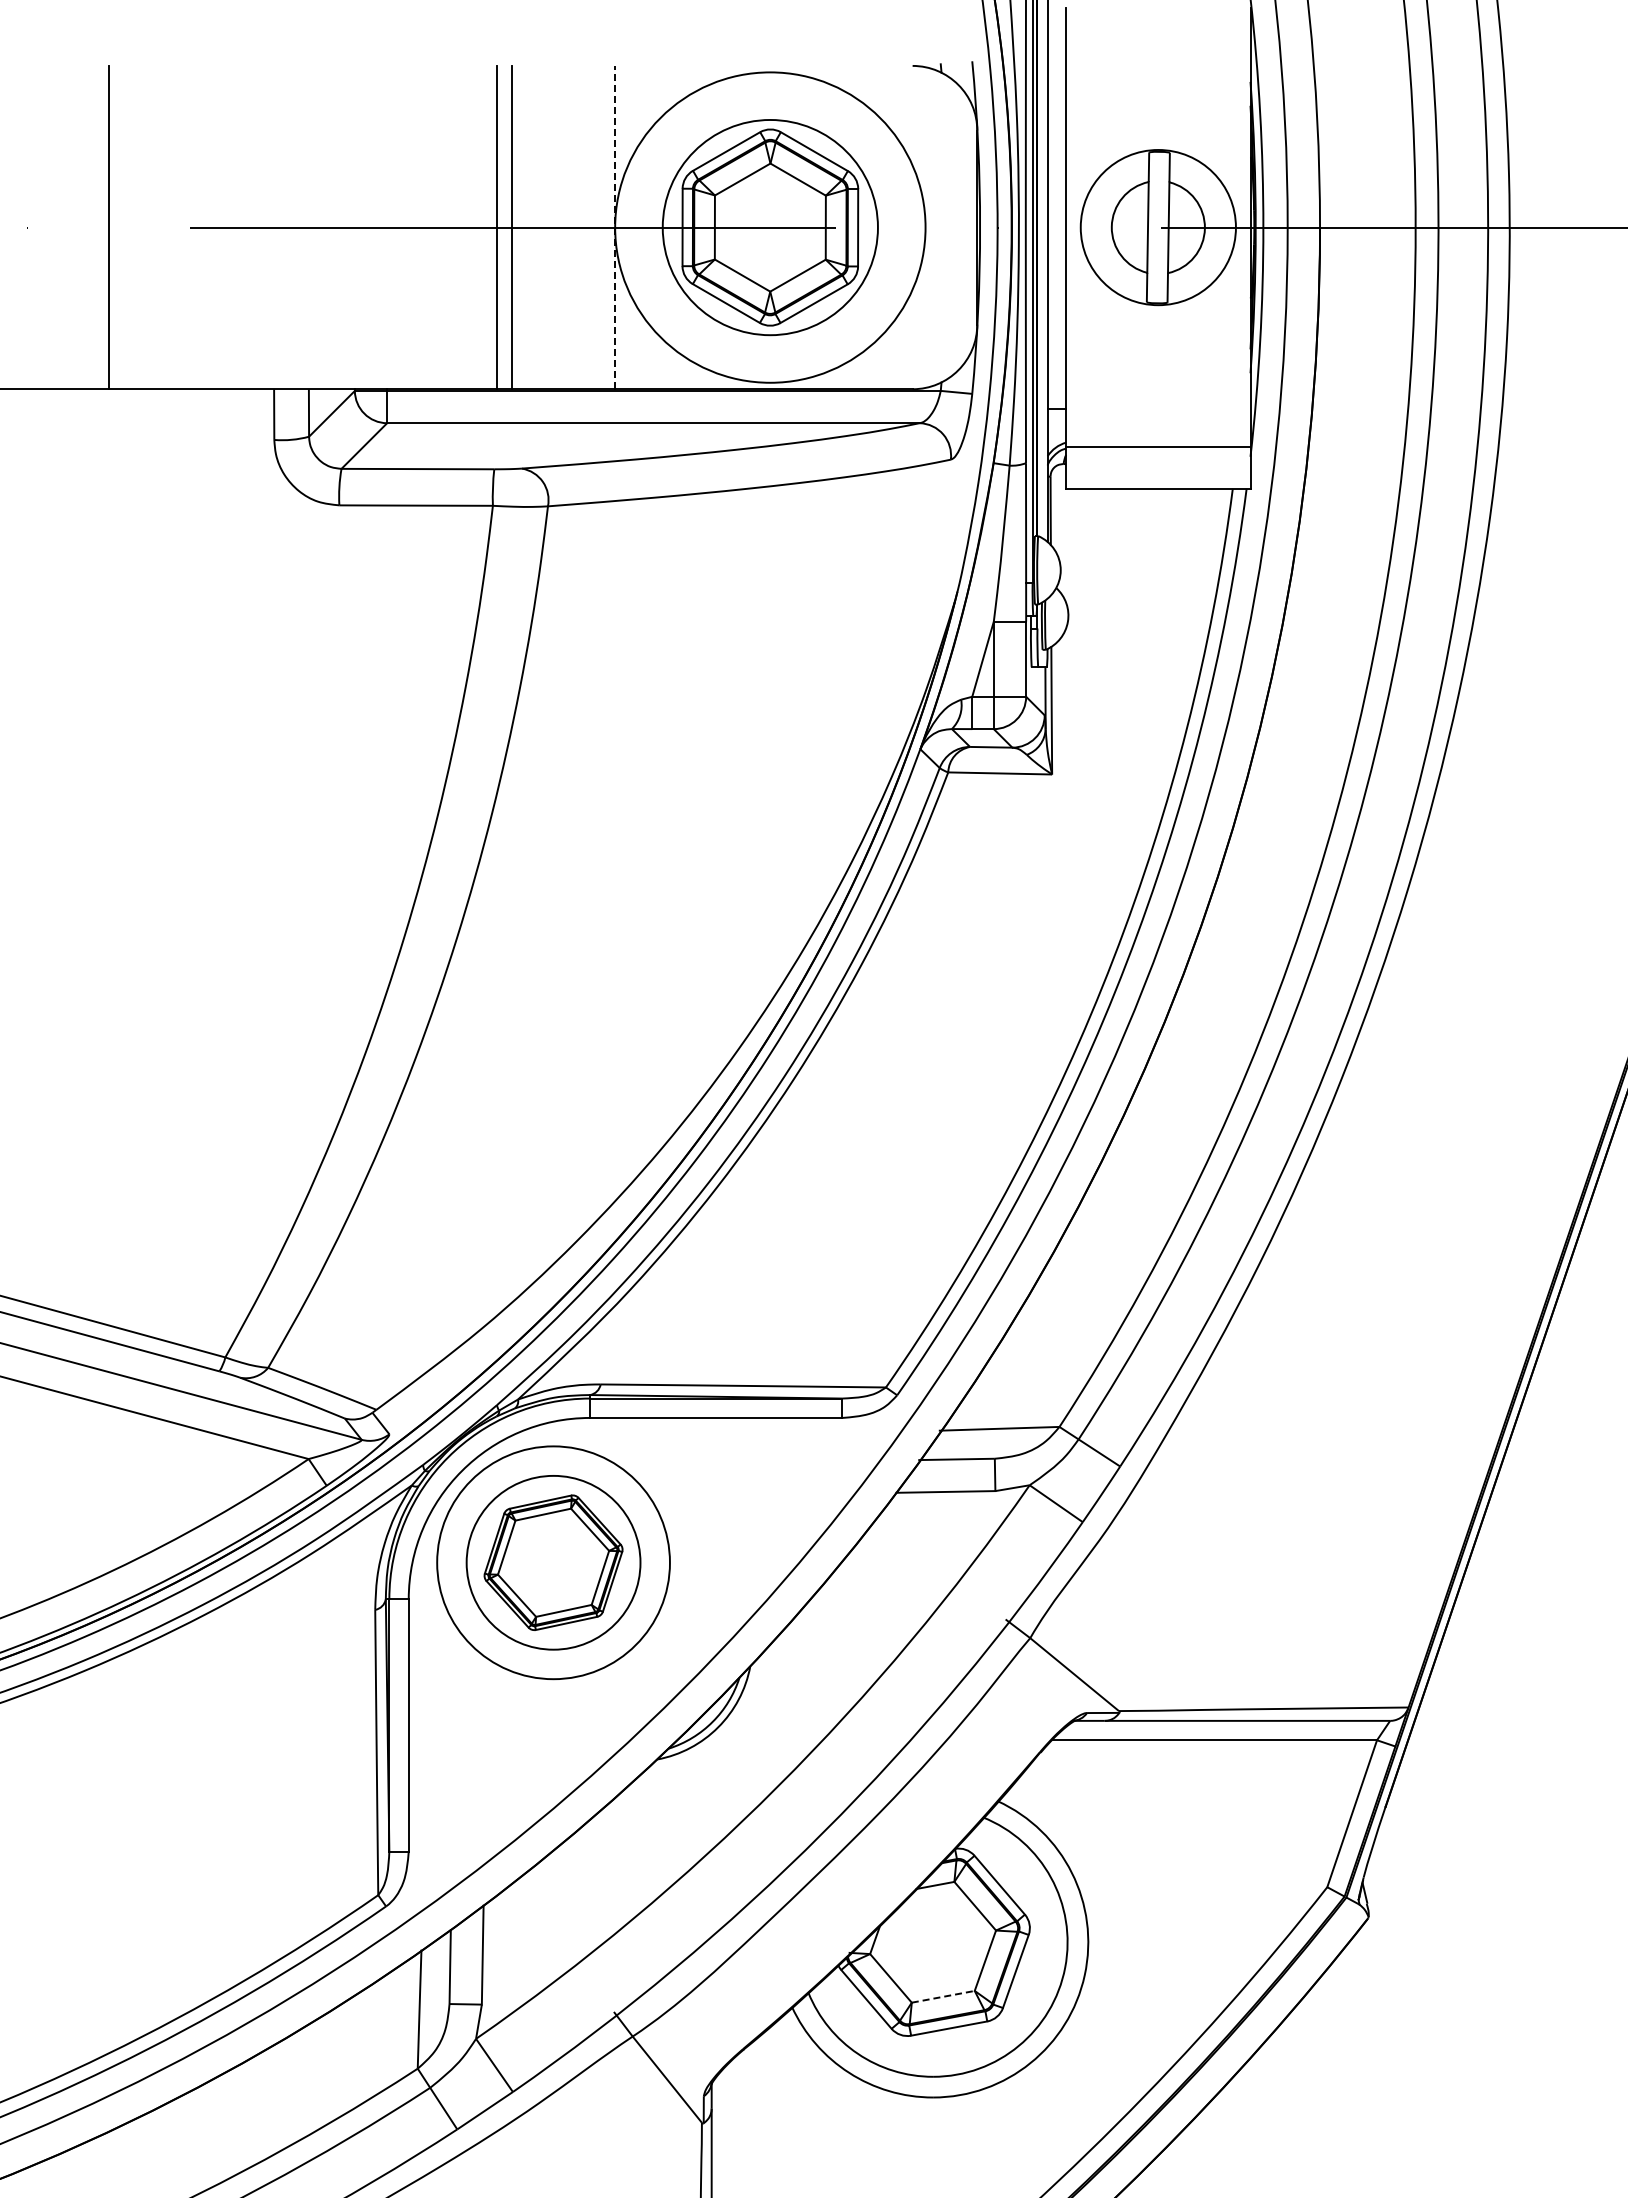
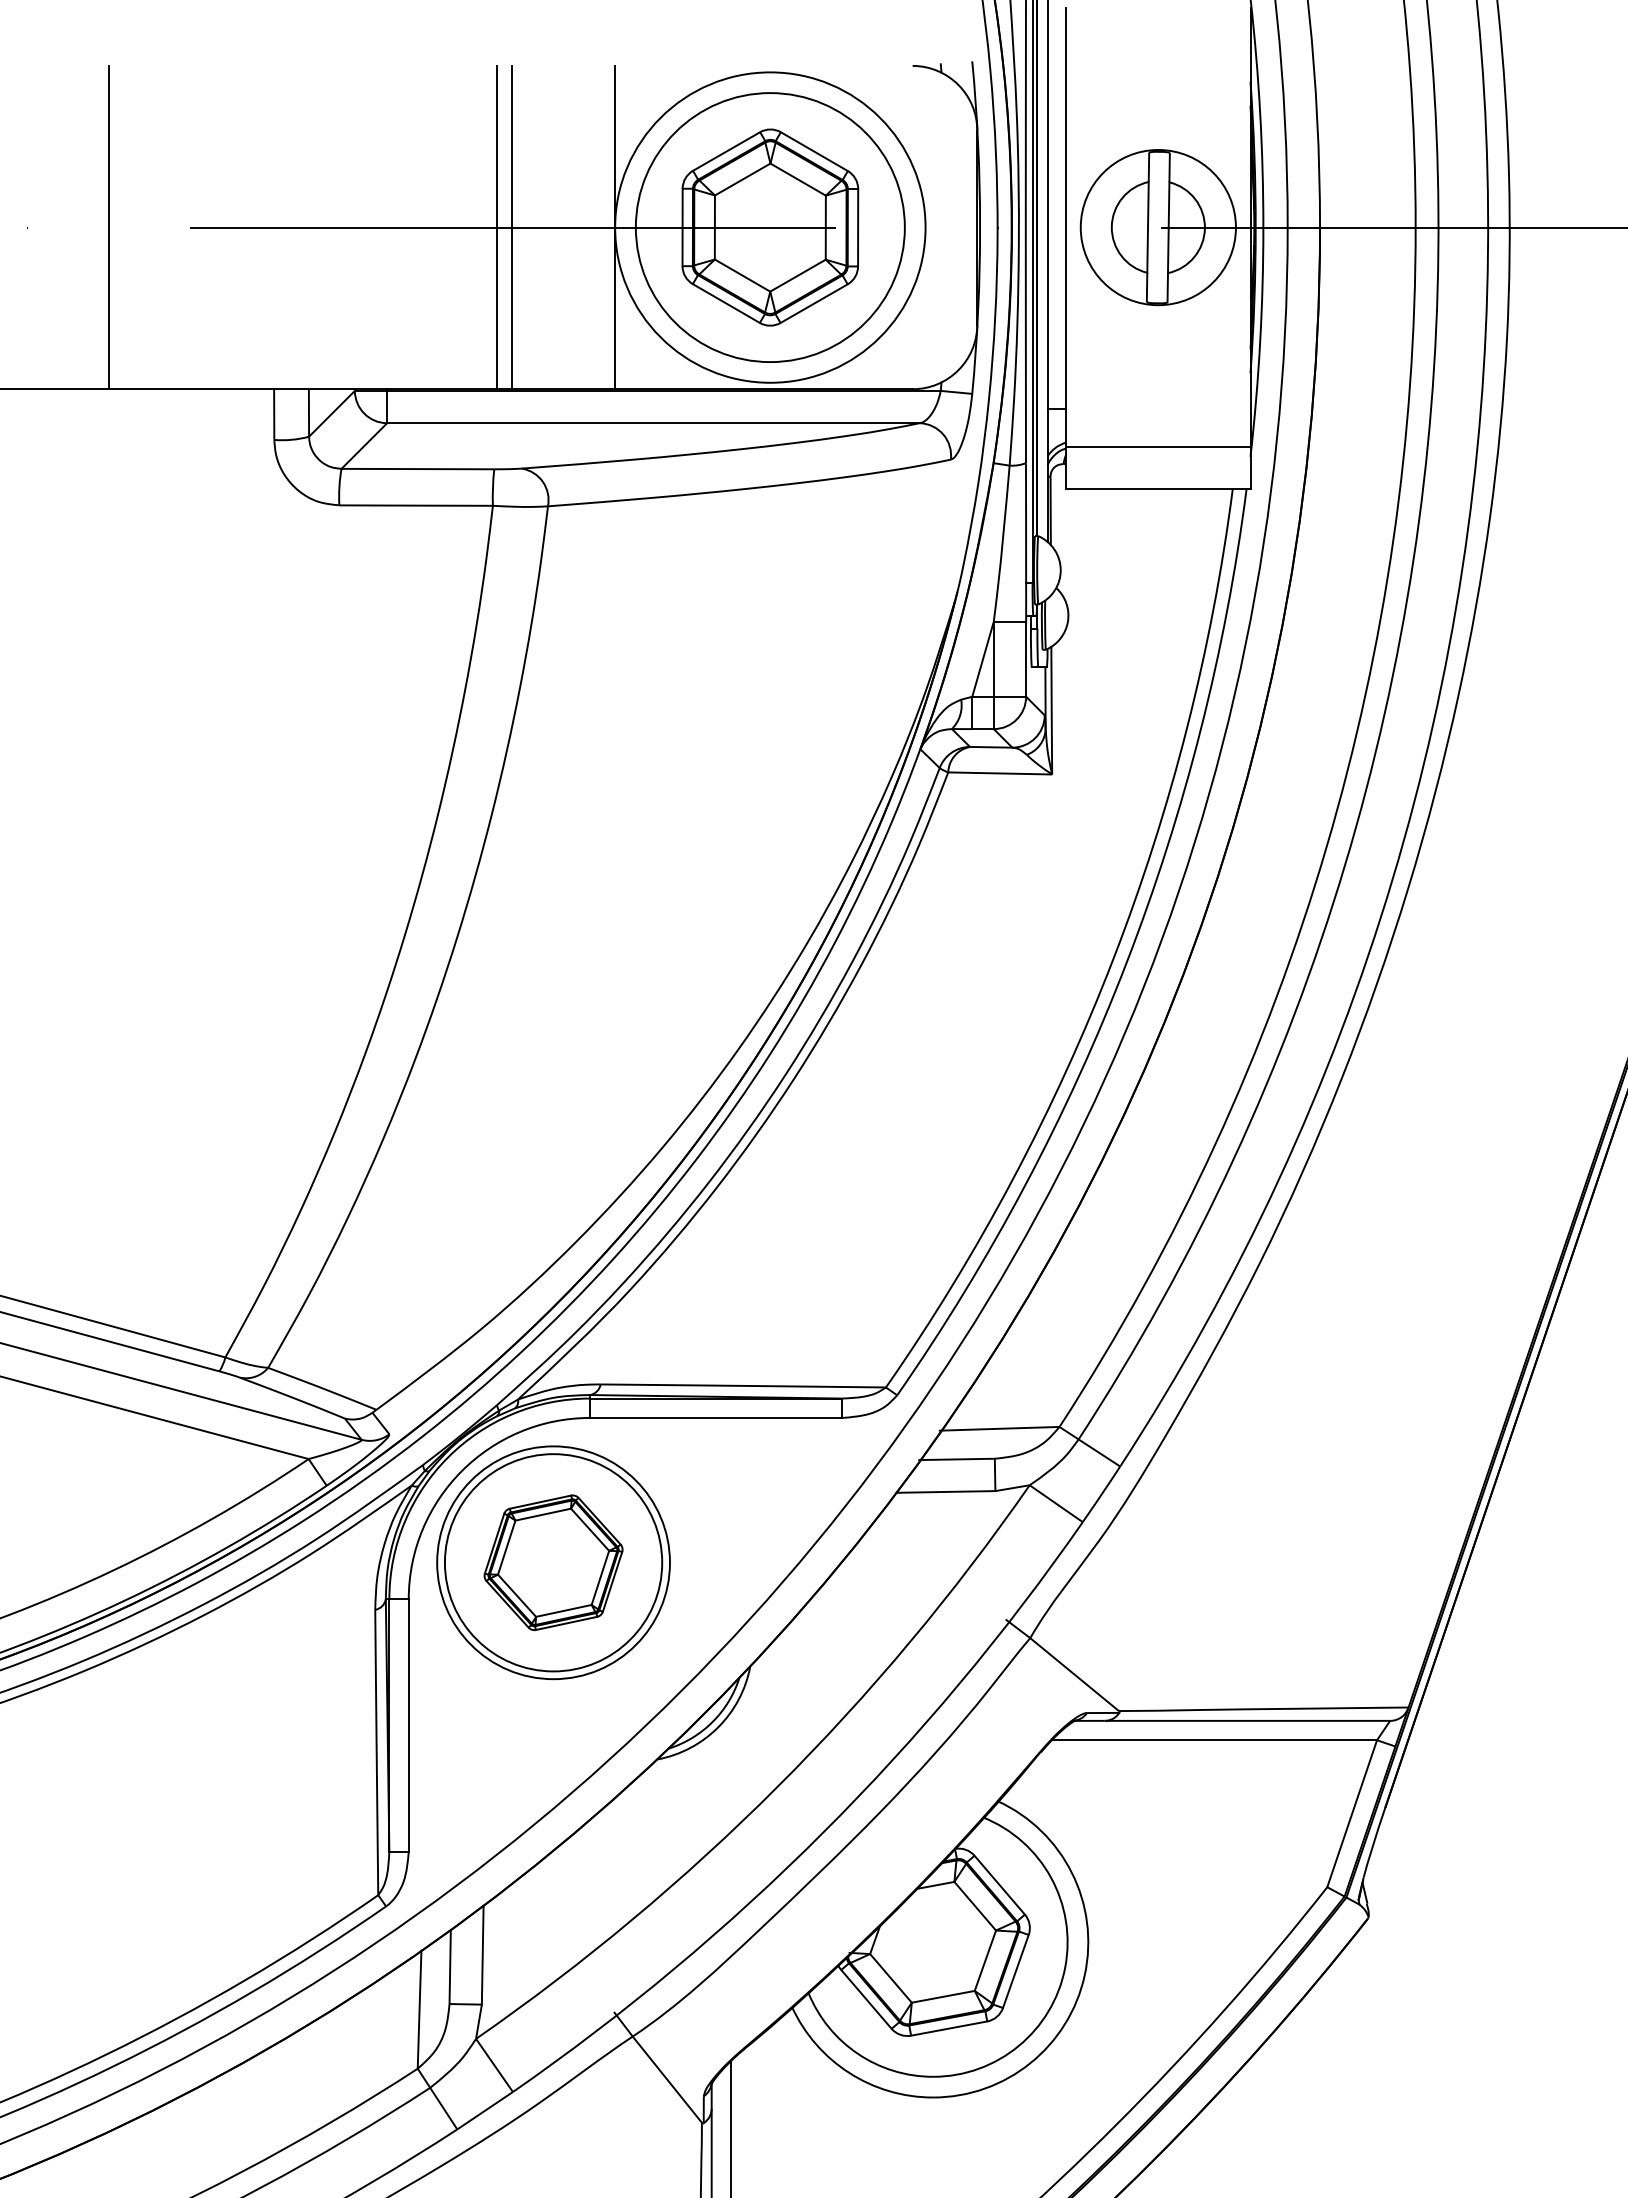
line: dashed -> solid (615, 227)
circle diameter: 215 px -> 269 px (769, 227)
circle diameter: 174 px -> 217 px (553, 1562)
line: dashed -> solid (943, 1996)
line: none -> present (731, 2127)
